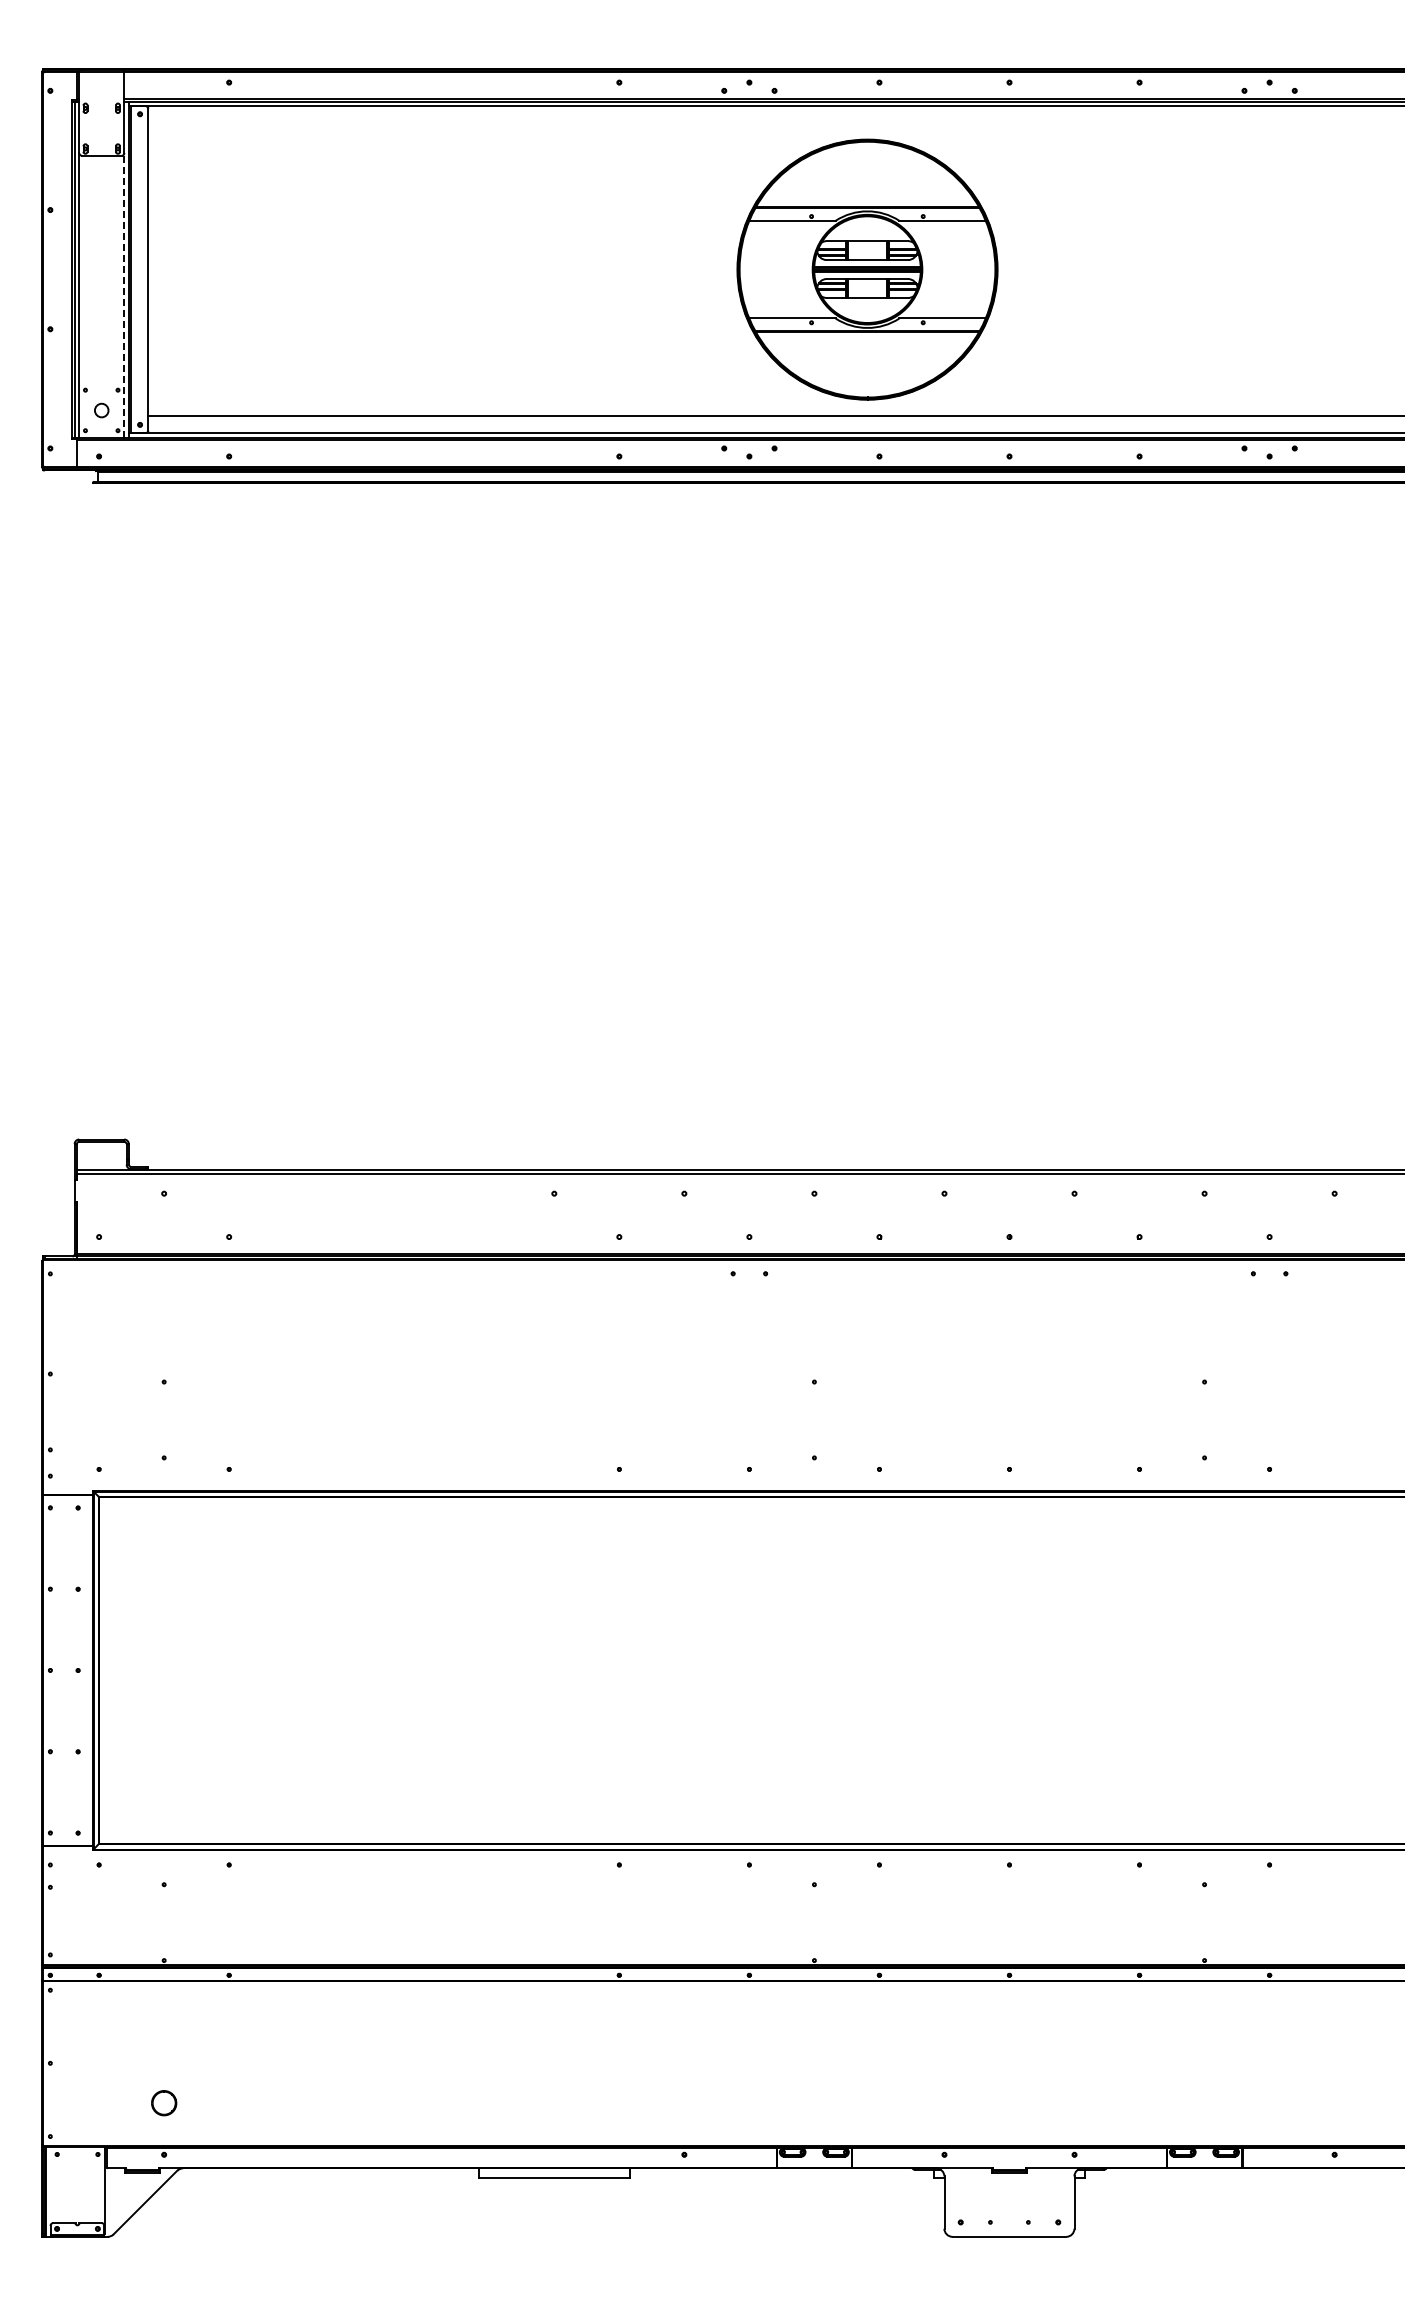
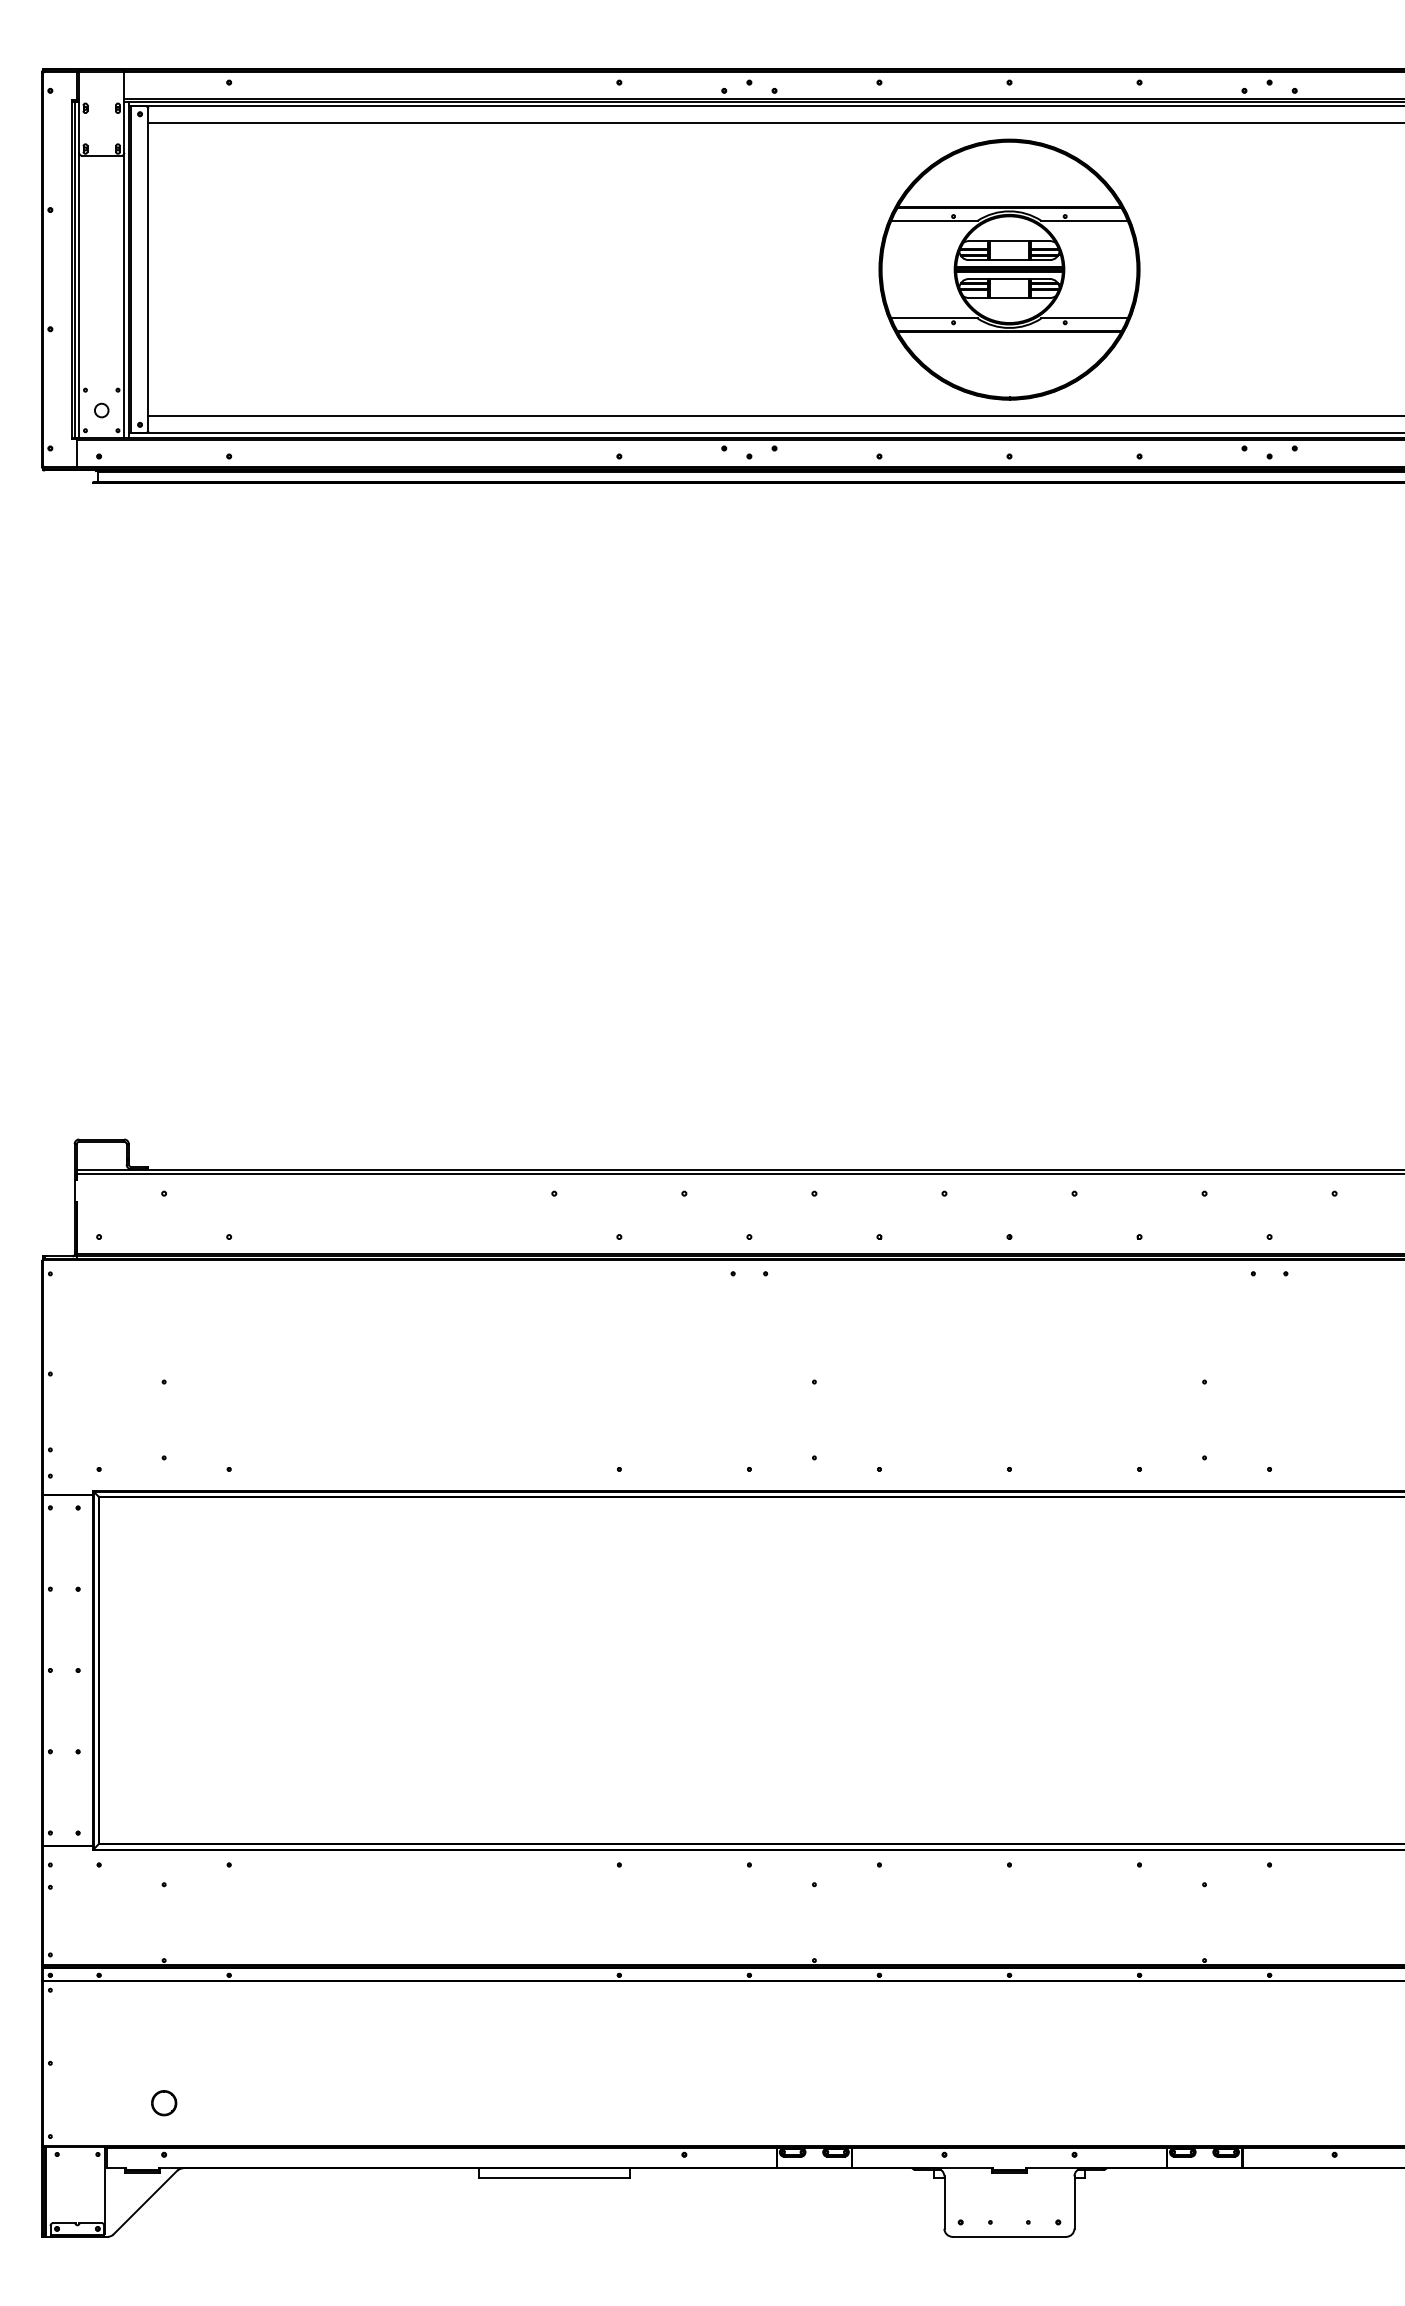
line: none -> present (774, 123)
part position: (867, 269) -> (1009, 269) (1009, 269)
line: dashed -> solid (124, 294)
